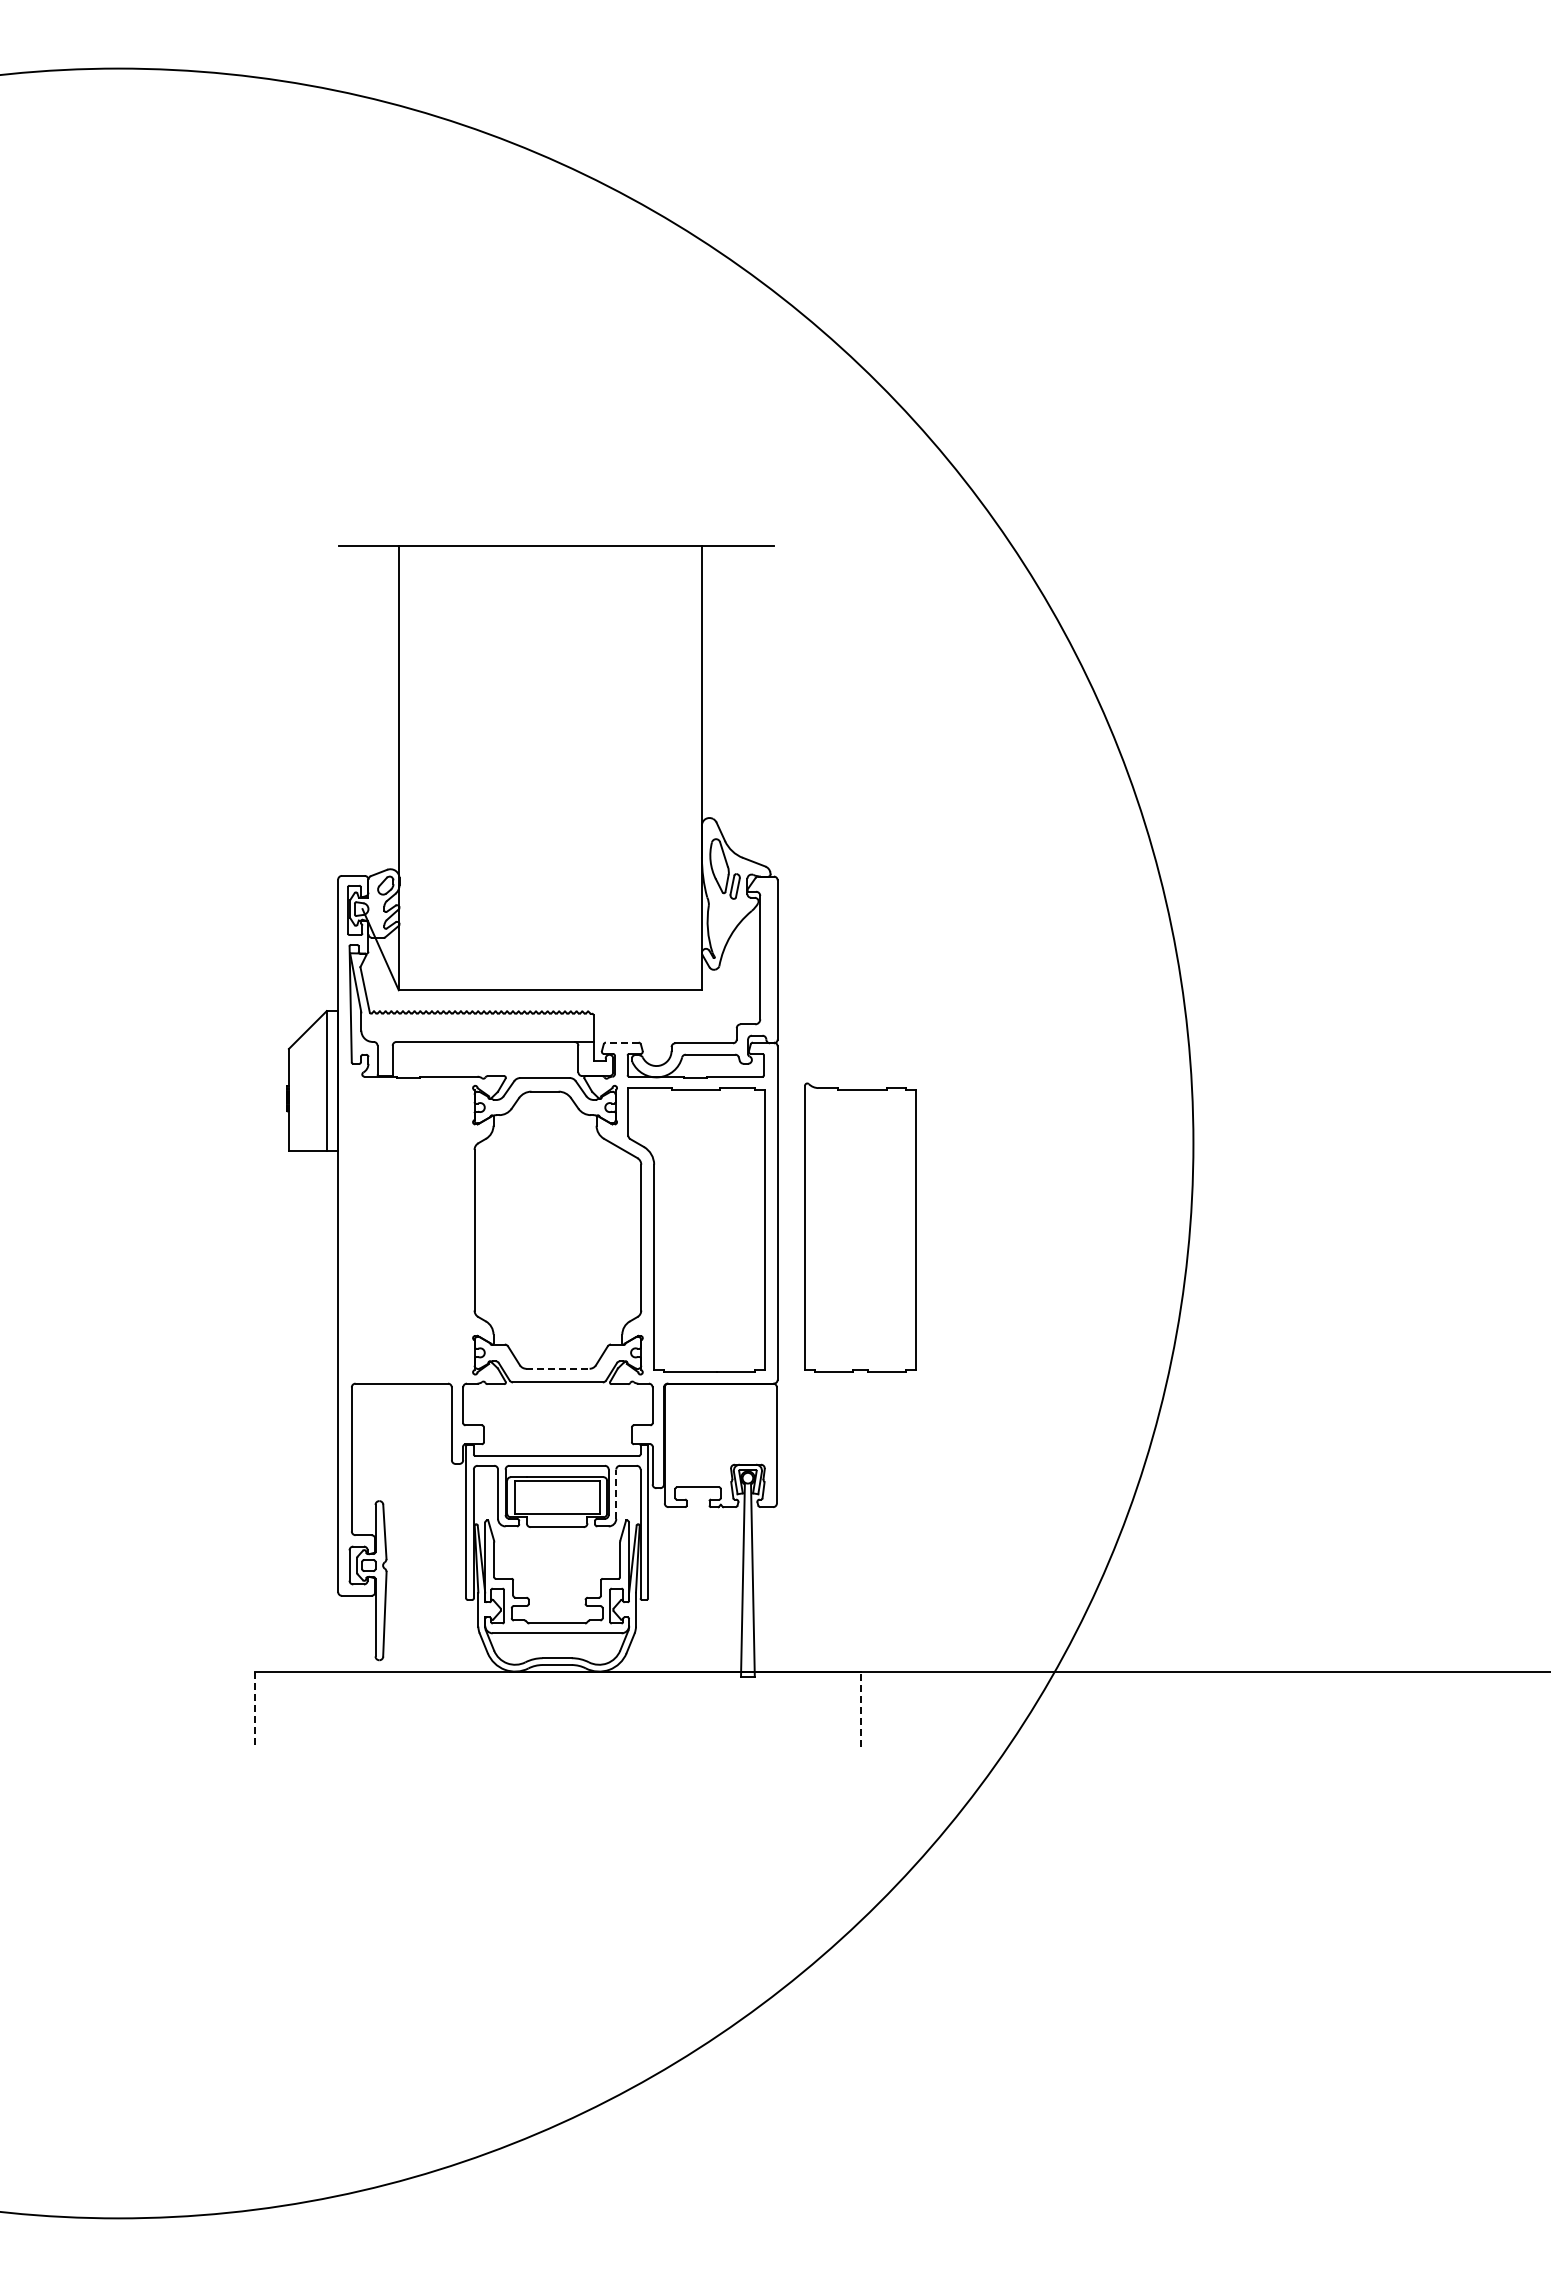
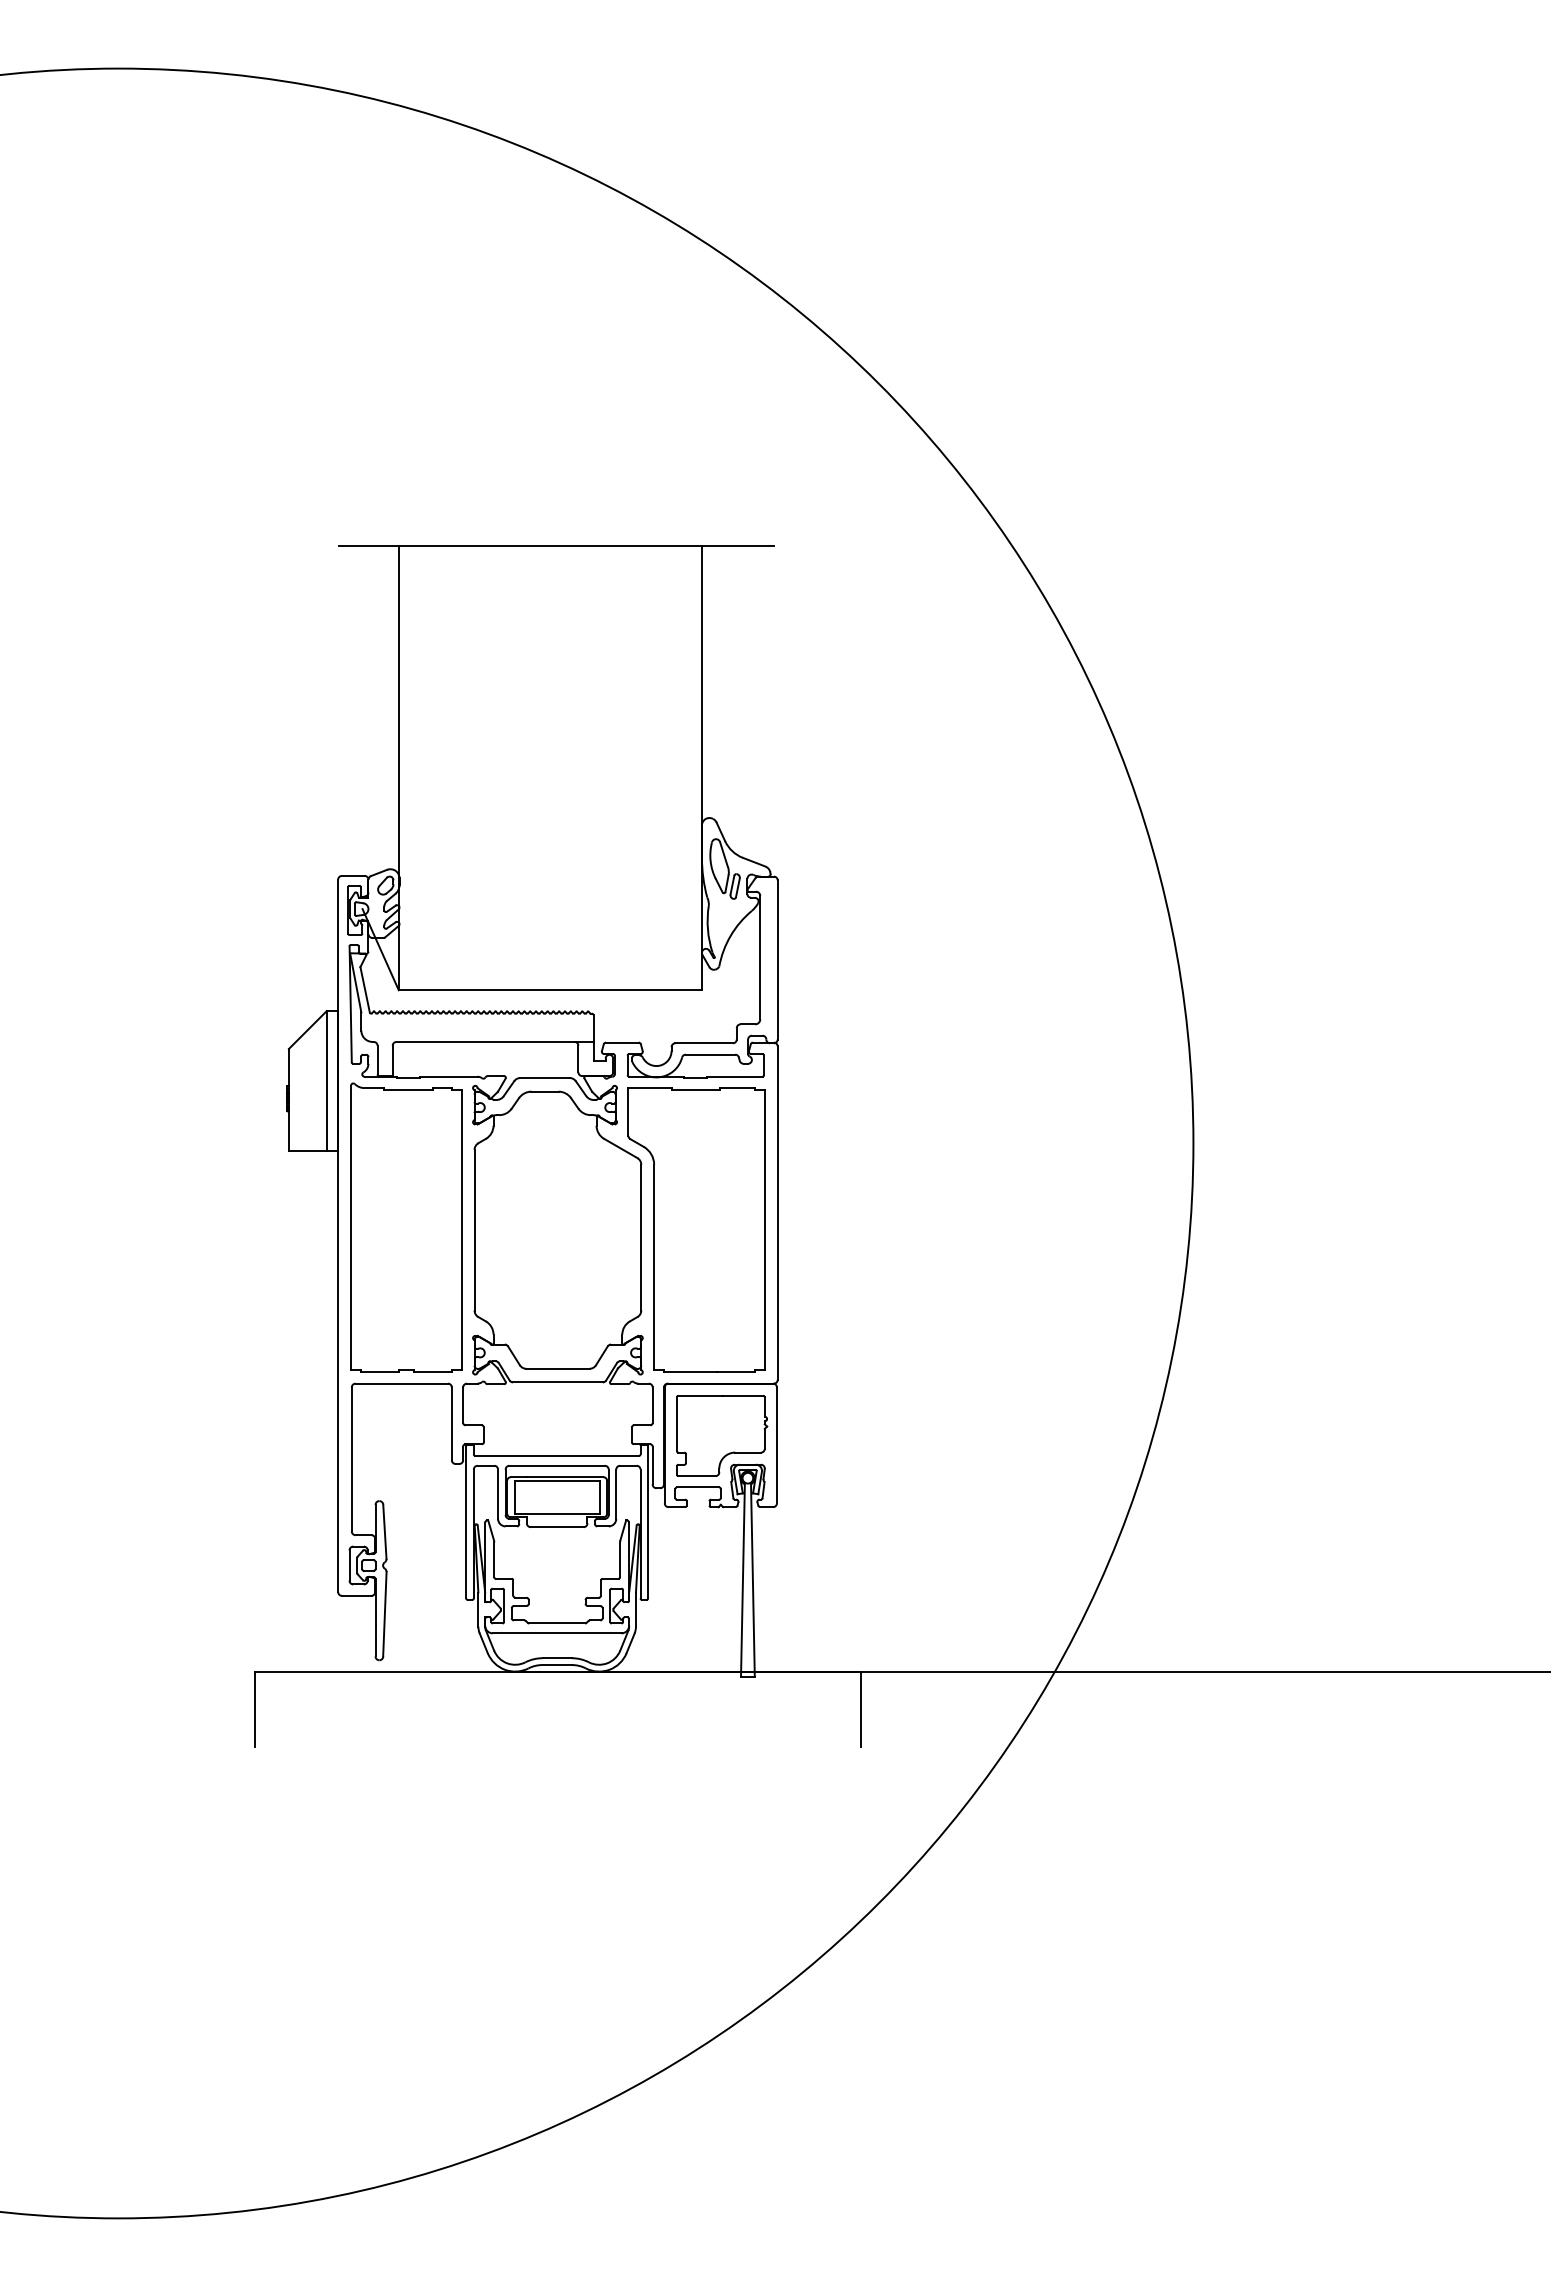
line: dashed -> solid (621, 1042)
part position: (860, 1227) -> (406, 1227) (406, 1227)
line: dashed -> solid (557, 1368)
part: none -> present (722, 1435)
line: dashed -> solid (616, 1494)
line: dashed -> solid (254, 1709)
line: dashed -> solid (861, 1709)
